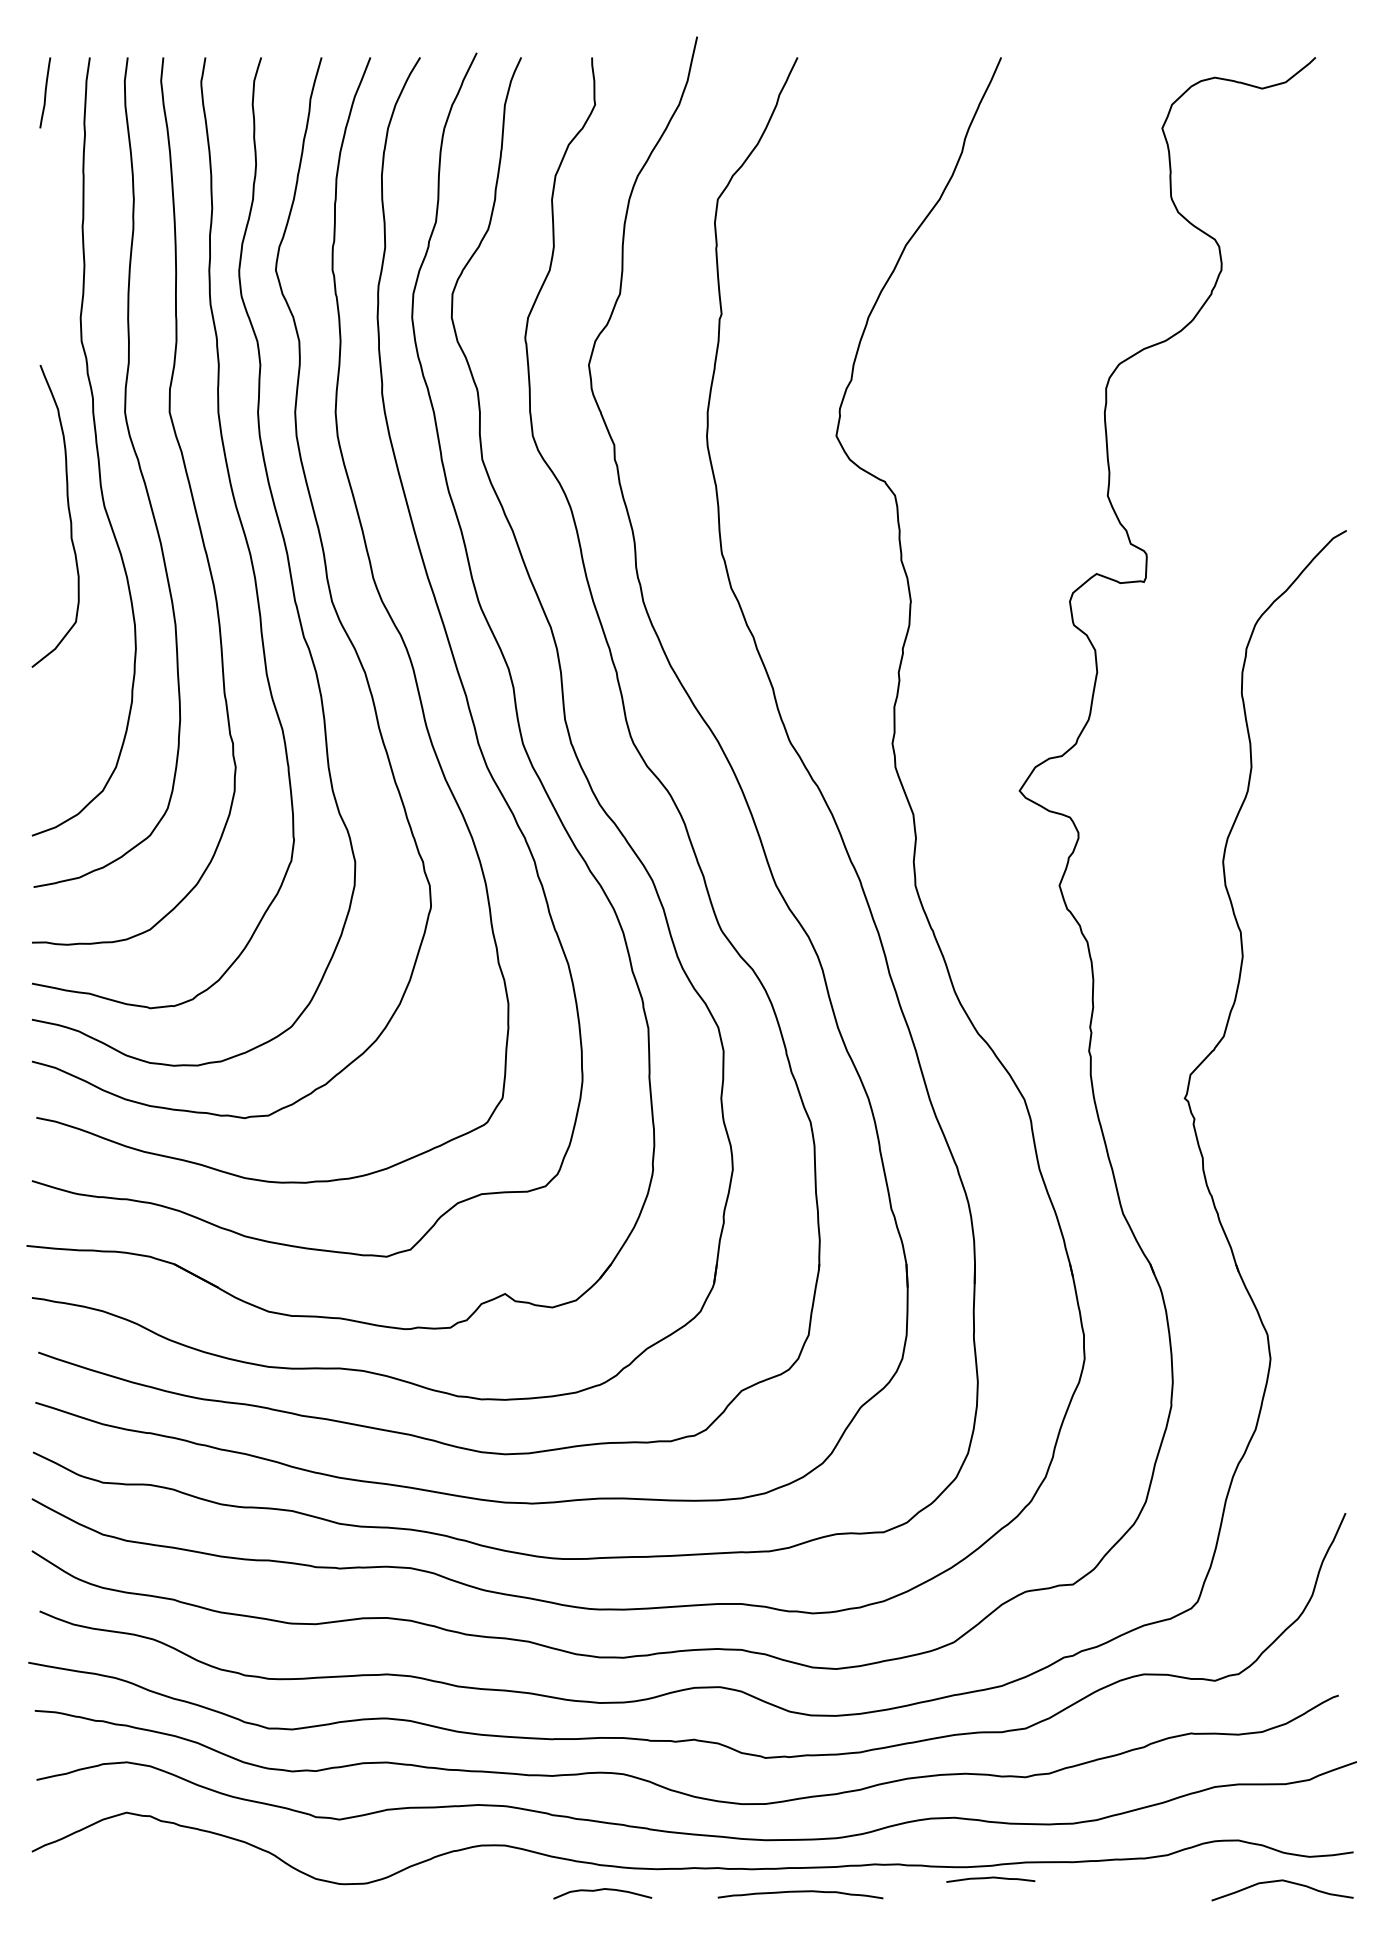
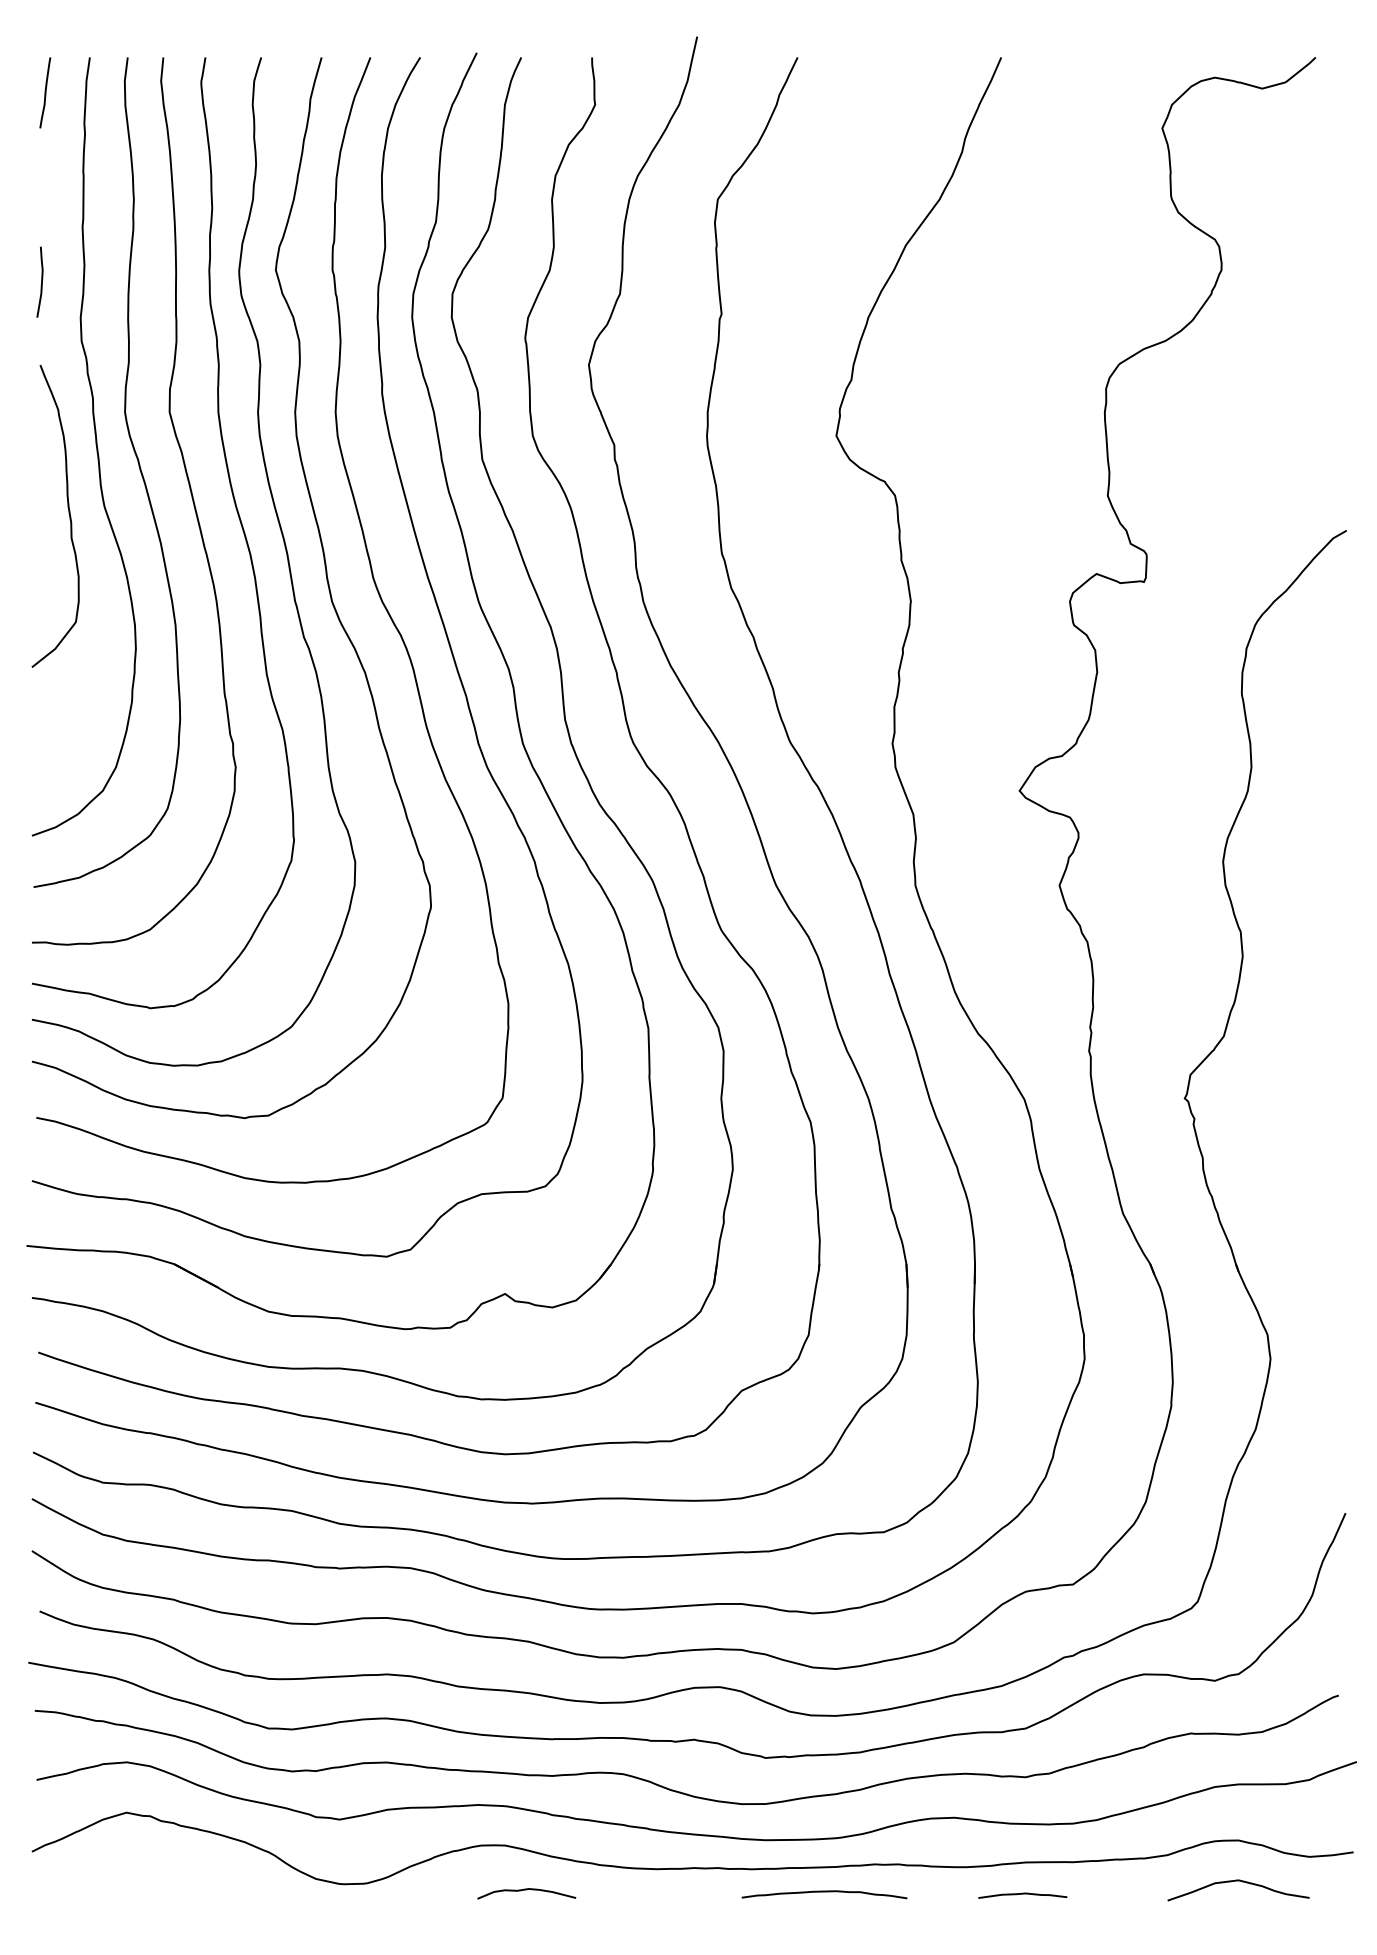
line: none -> present (41, 281)
curve position: (990, 1878) -> (1022, 1894) (1022, 1894)
curve position: (1286, 1882) -> (1242, 1882) (1242, 1882)
curve position: (602, 1890) -> (526, 1890) (526, 1890)
curve position: (800, 1892) -> (824, 1892) (824, 1892)
